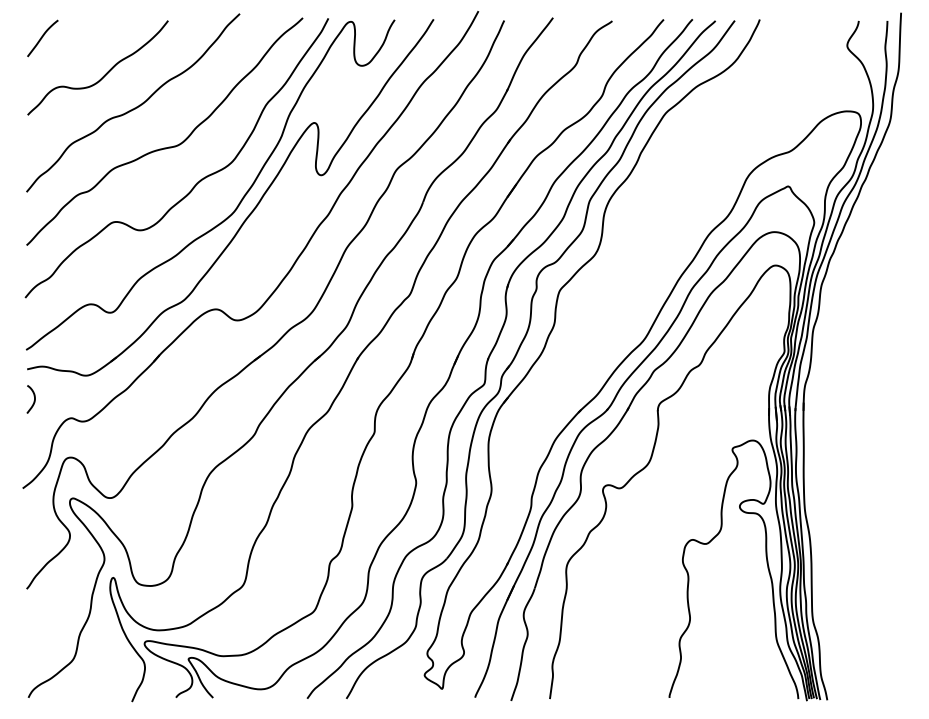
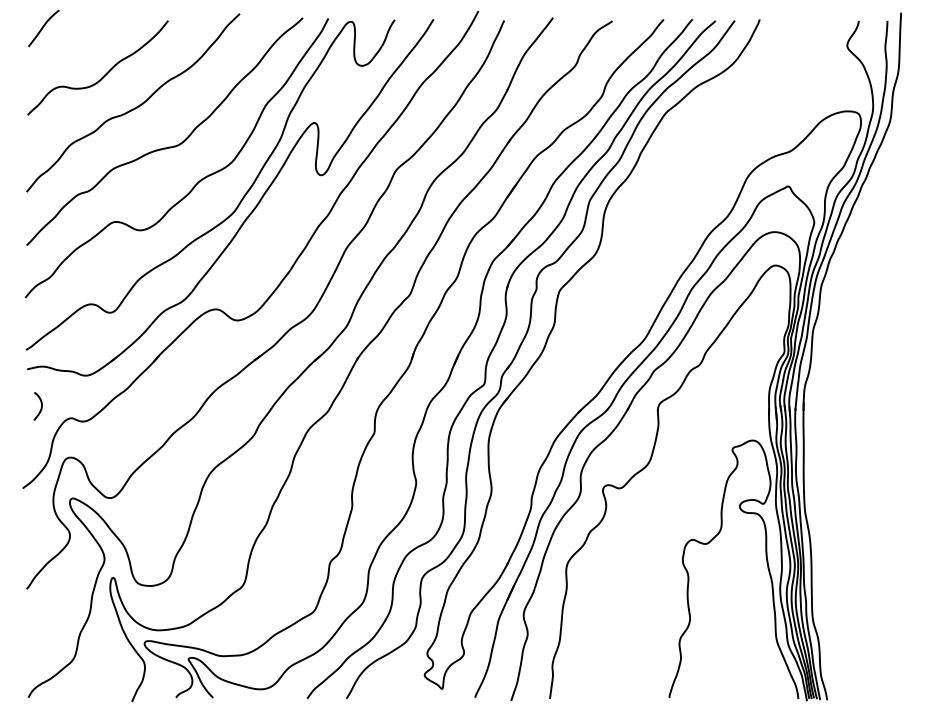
curve position: (42, 38) -> (43, 28) (43, 28)
curve position: (33, 401) -> (40, 408) (40, 408)
